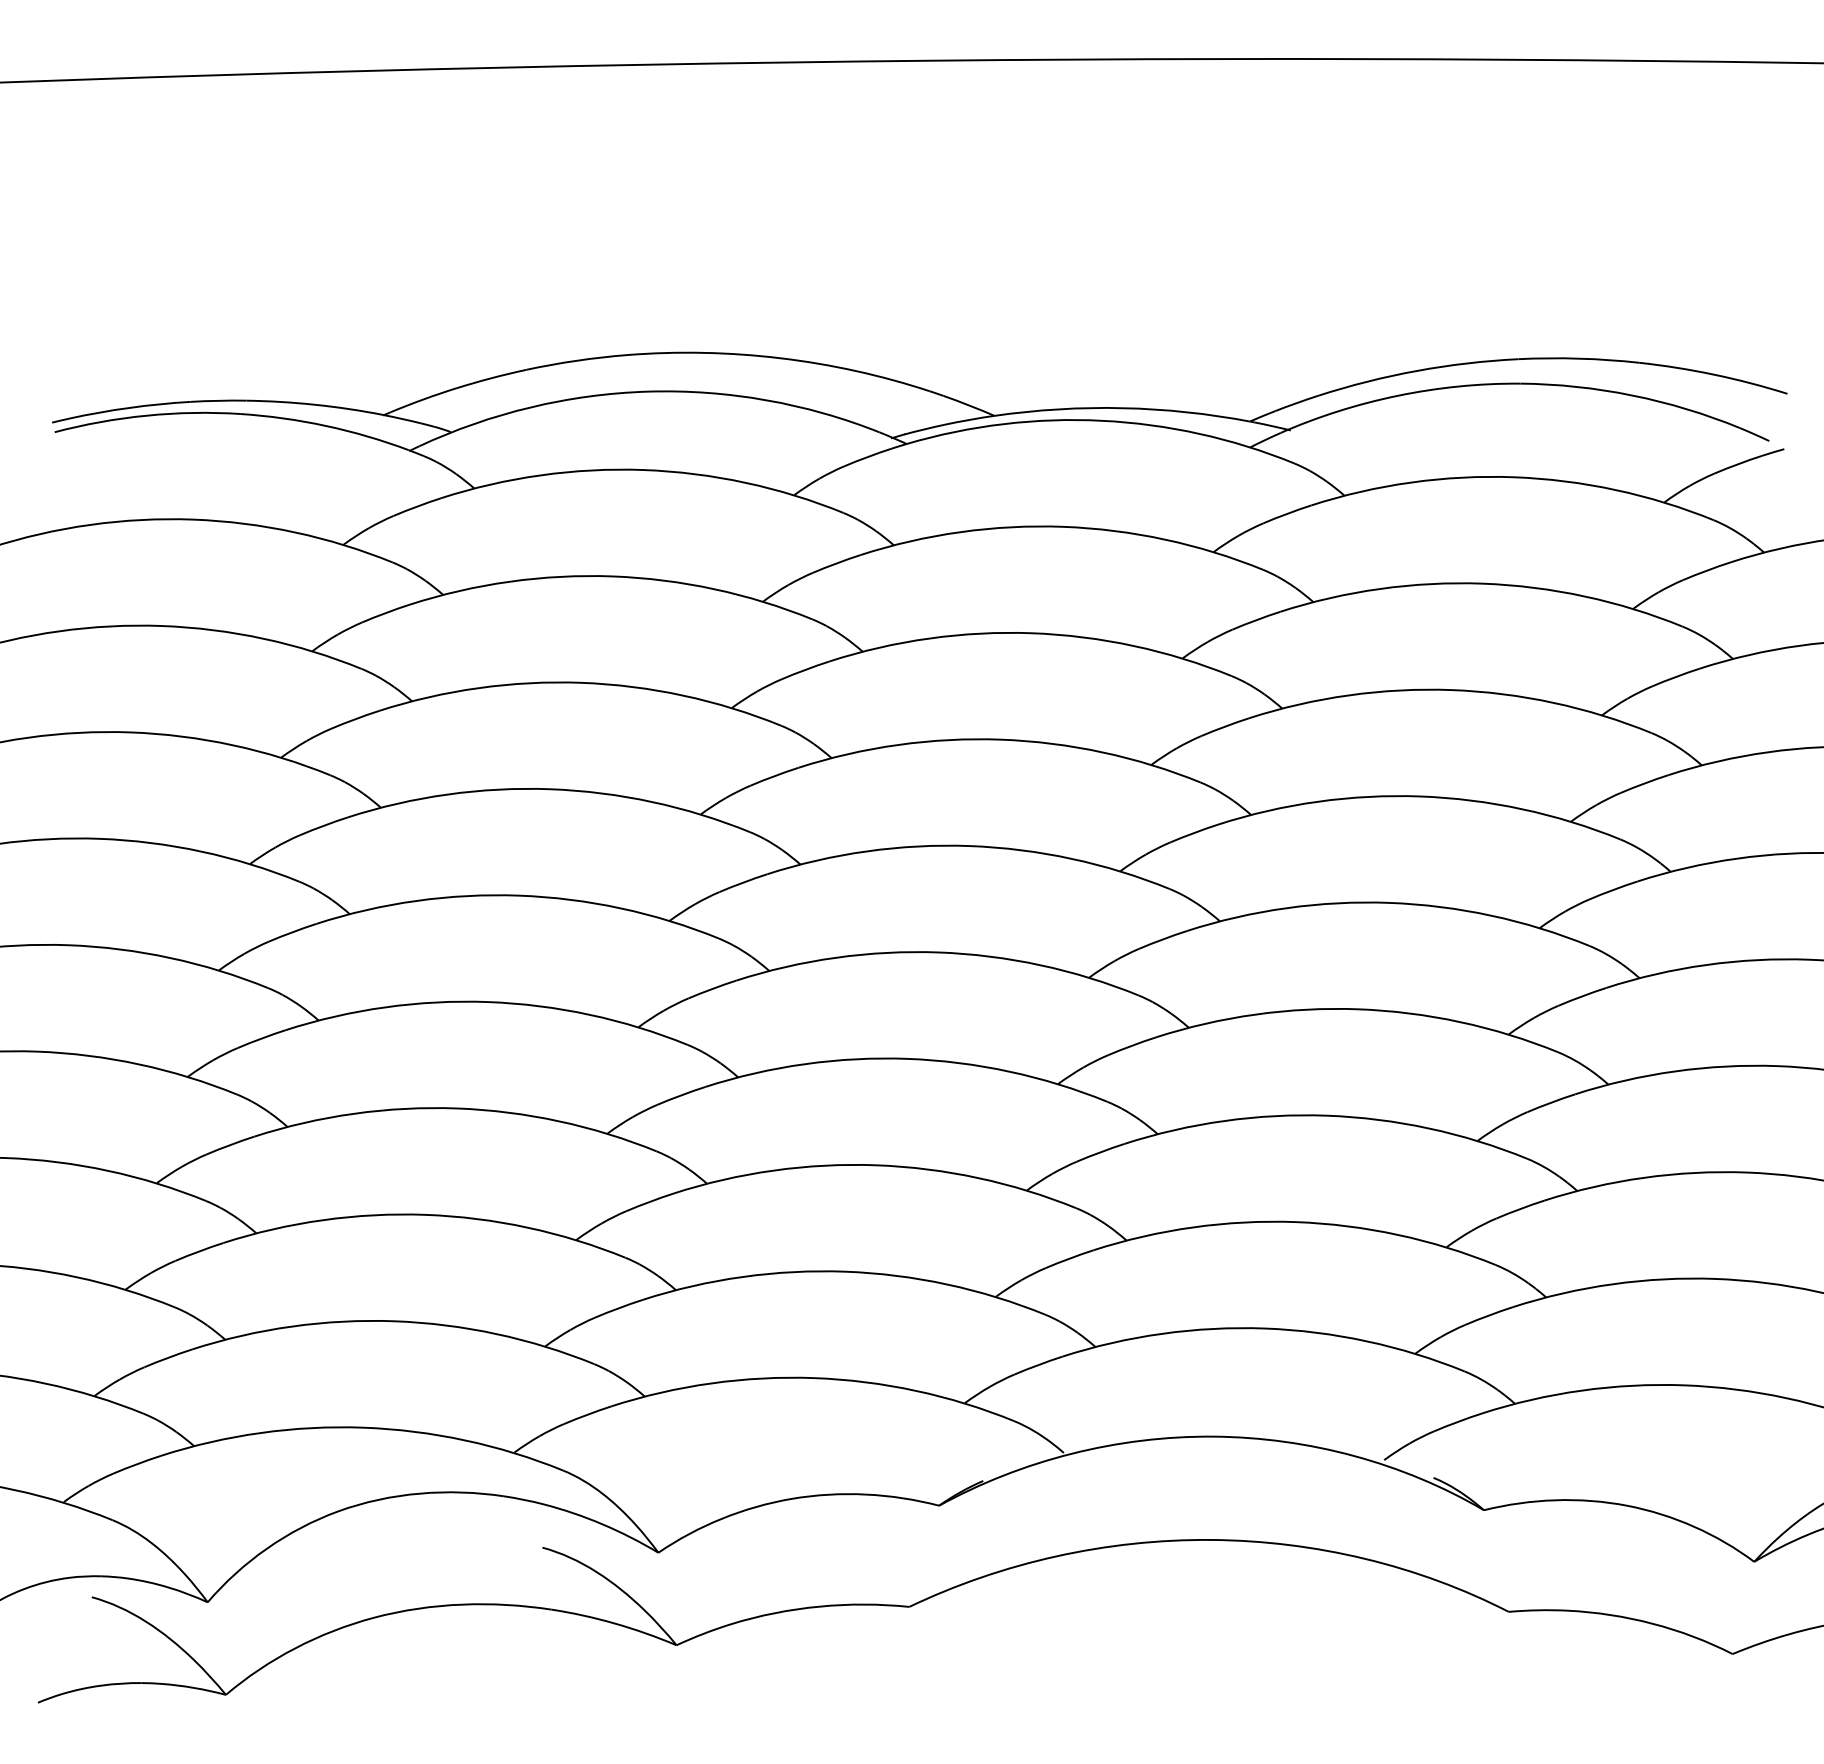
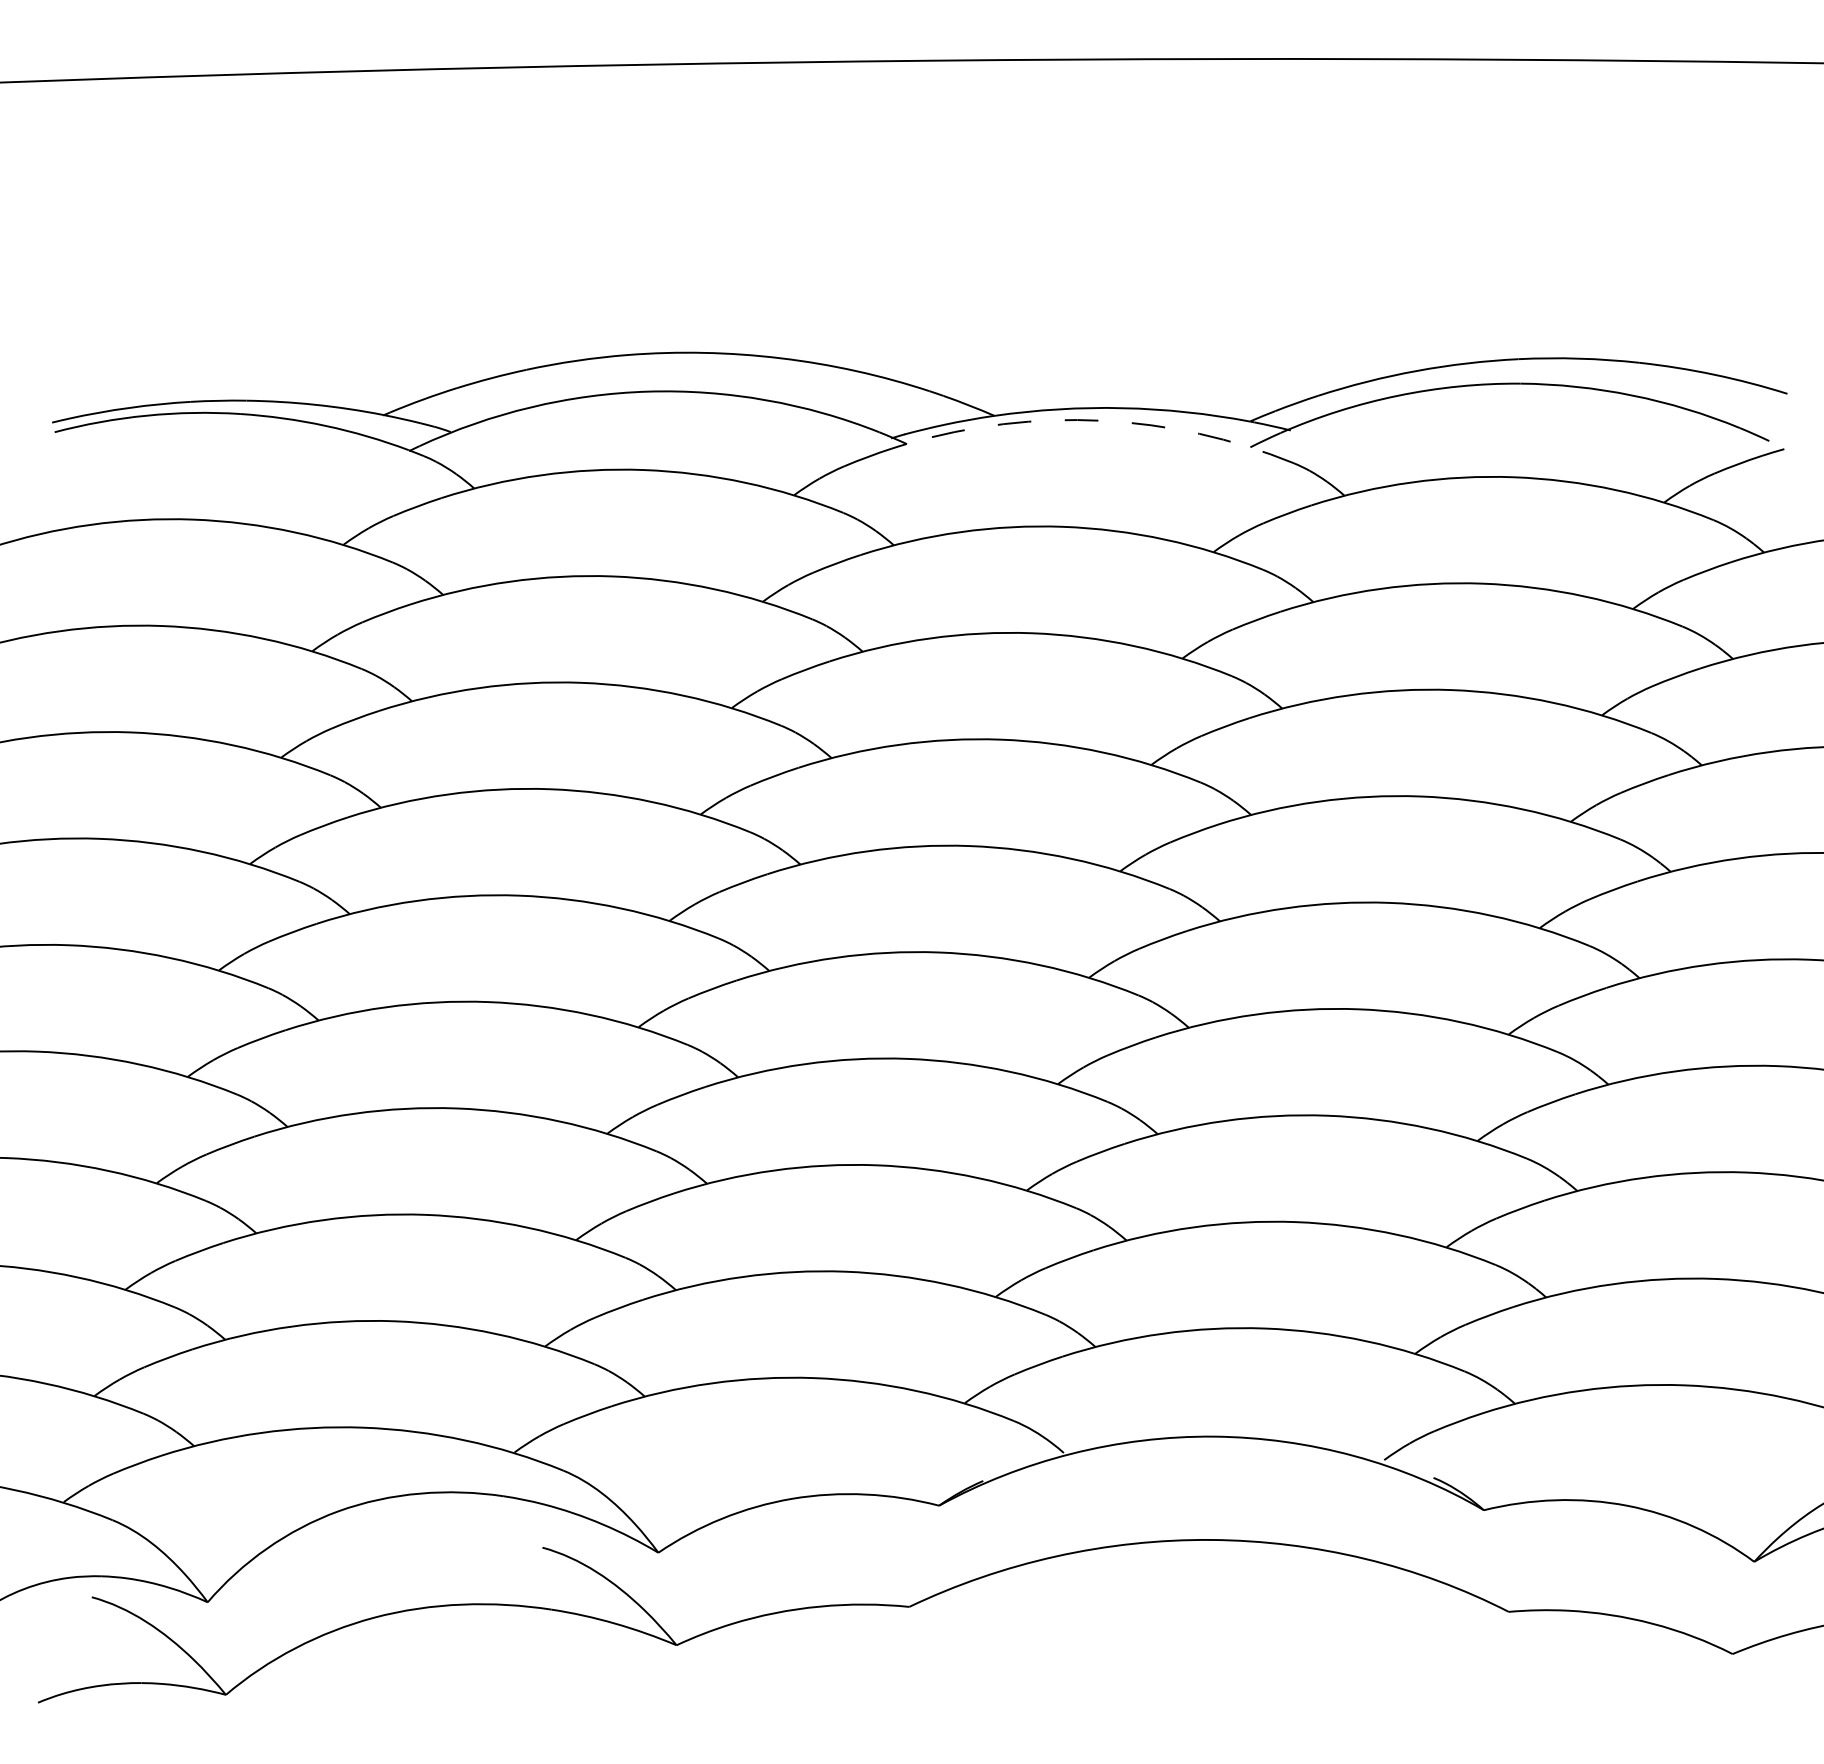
arc: solid -> dashed (1102, 420)
